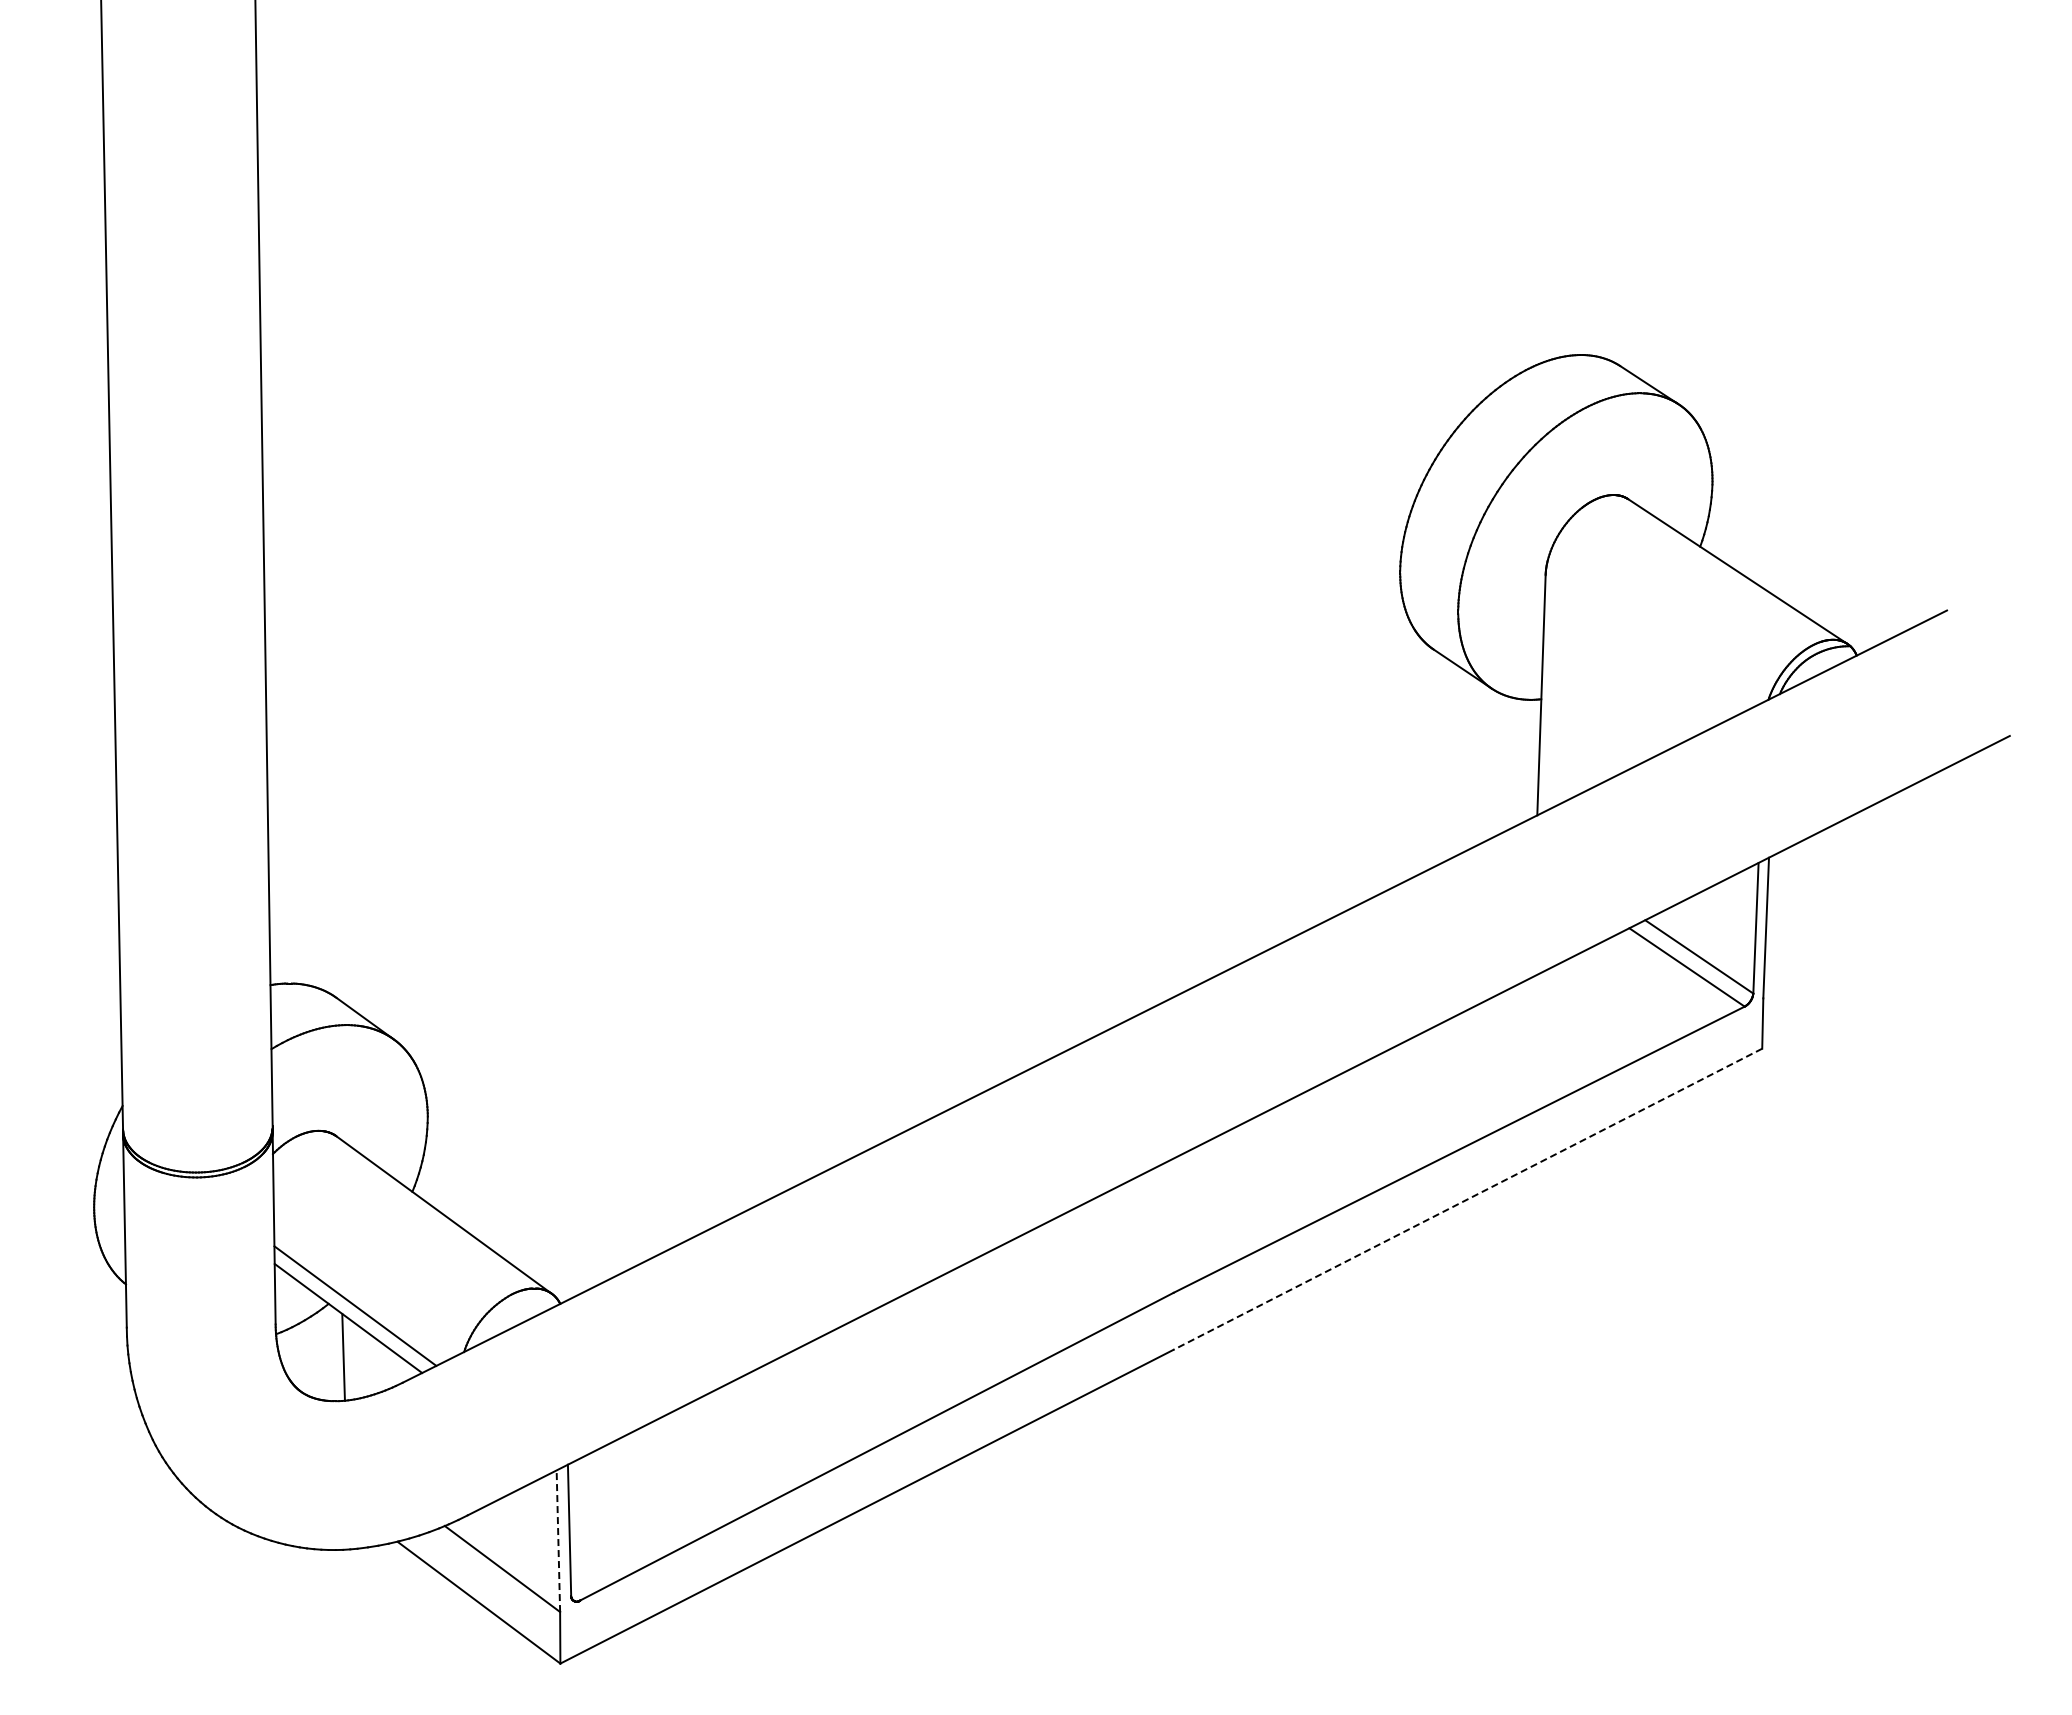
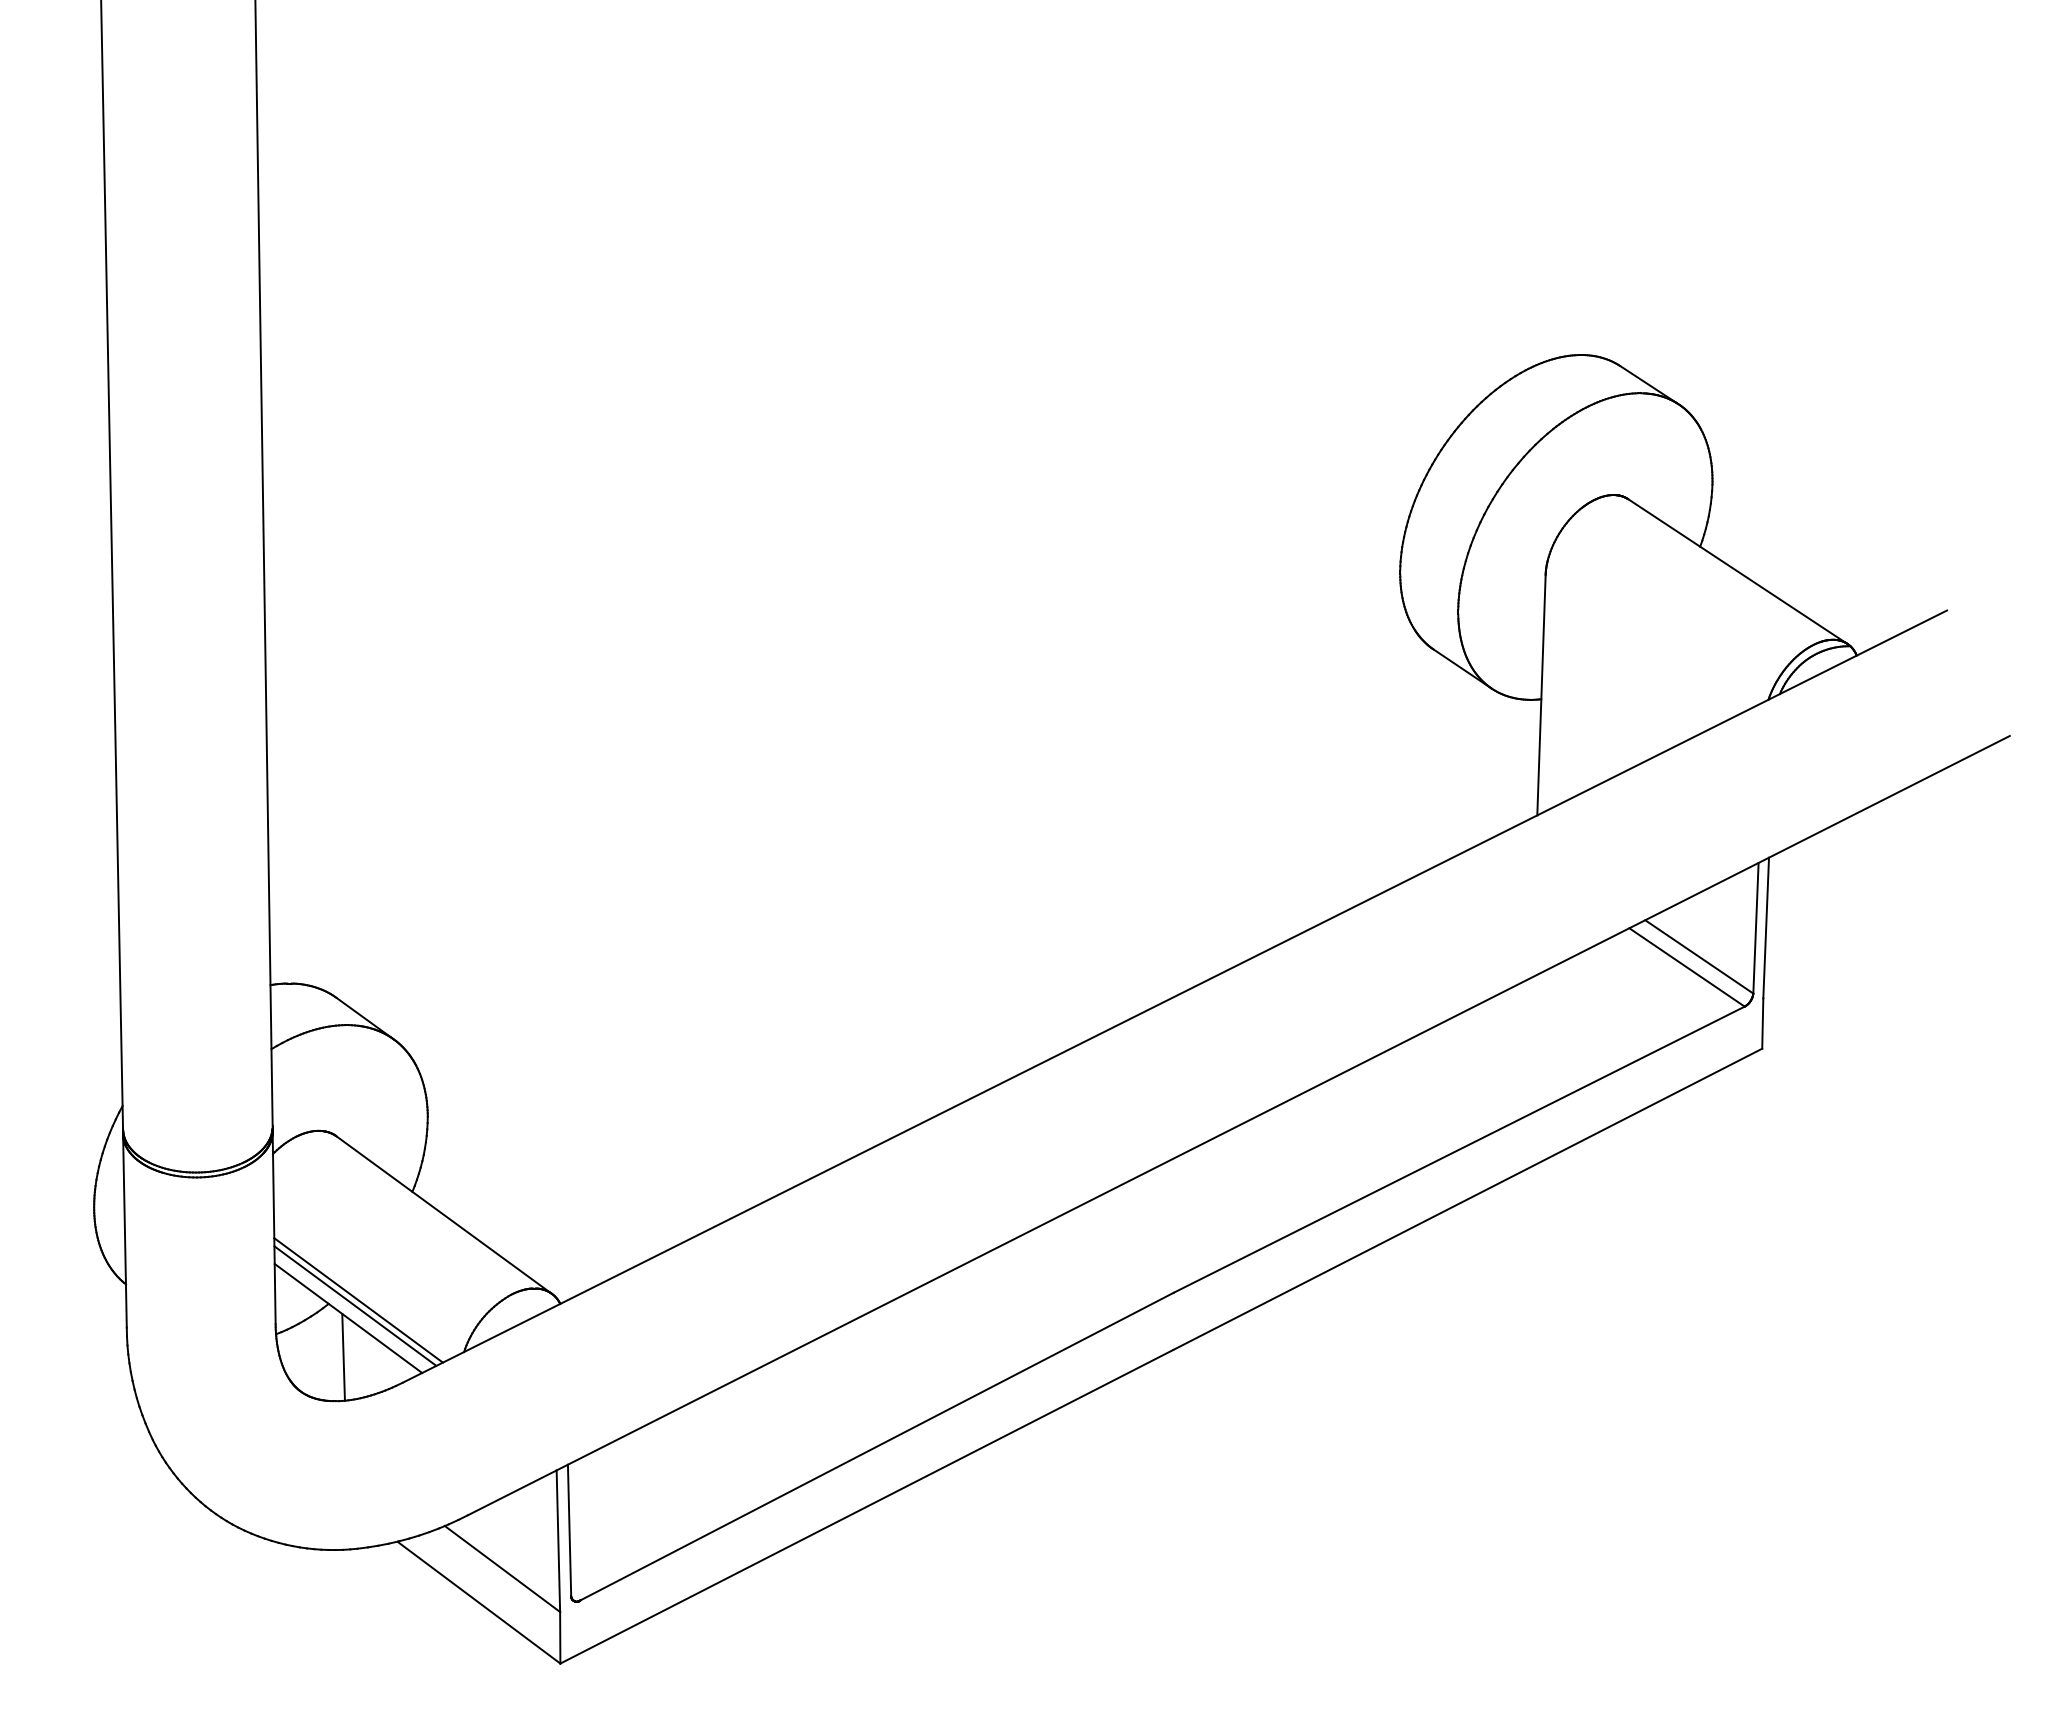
line: dashed -> solid (1467, 1199)
line: none -> present (358, 1300)
line: dashed -> solid (558, 1541)
